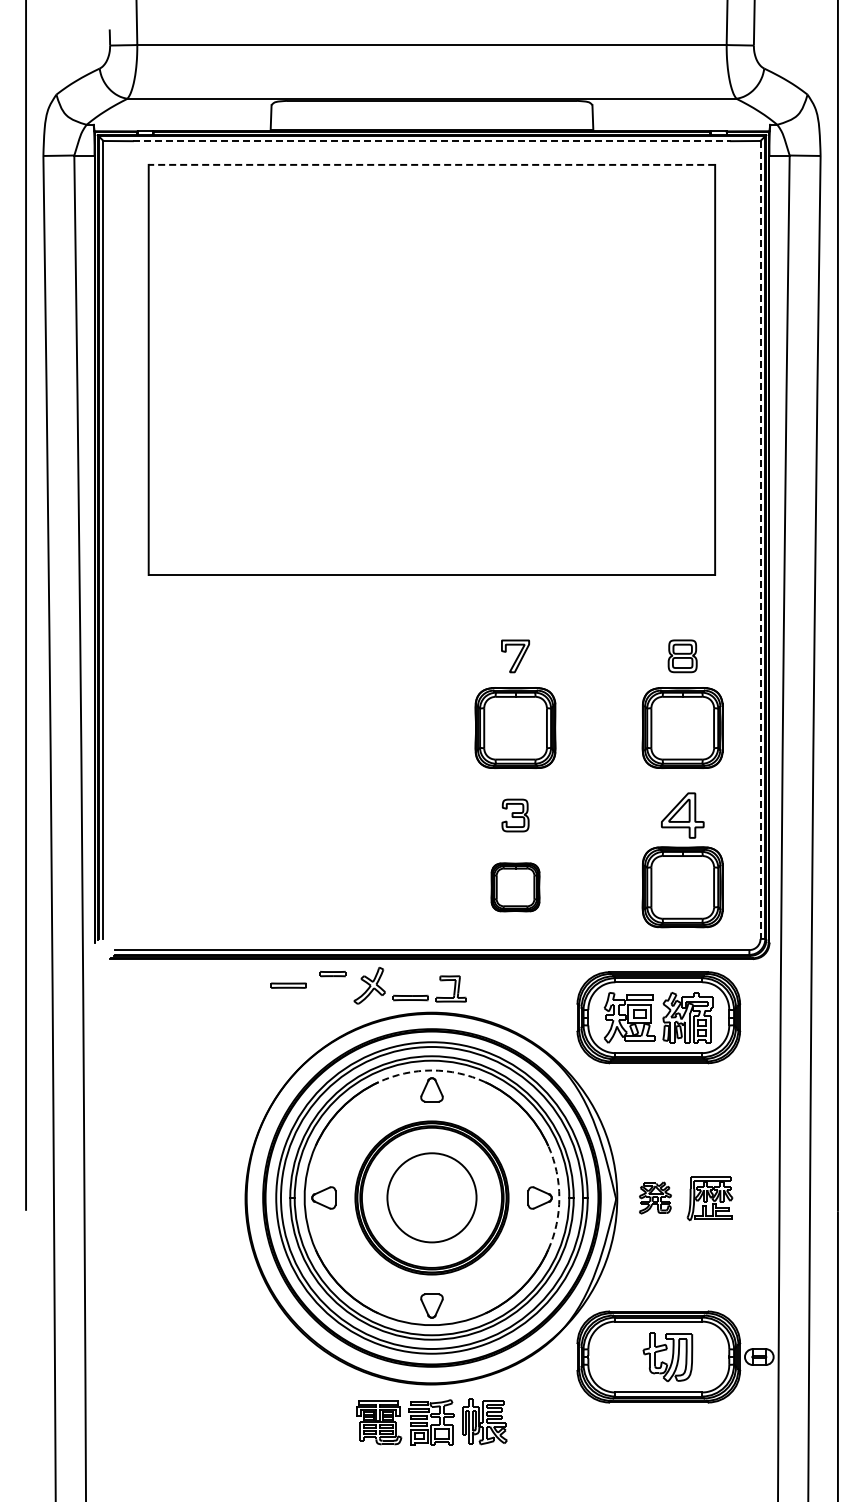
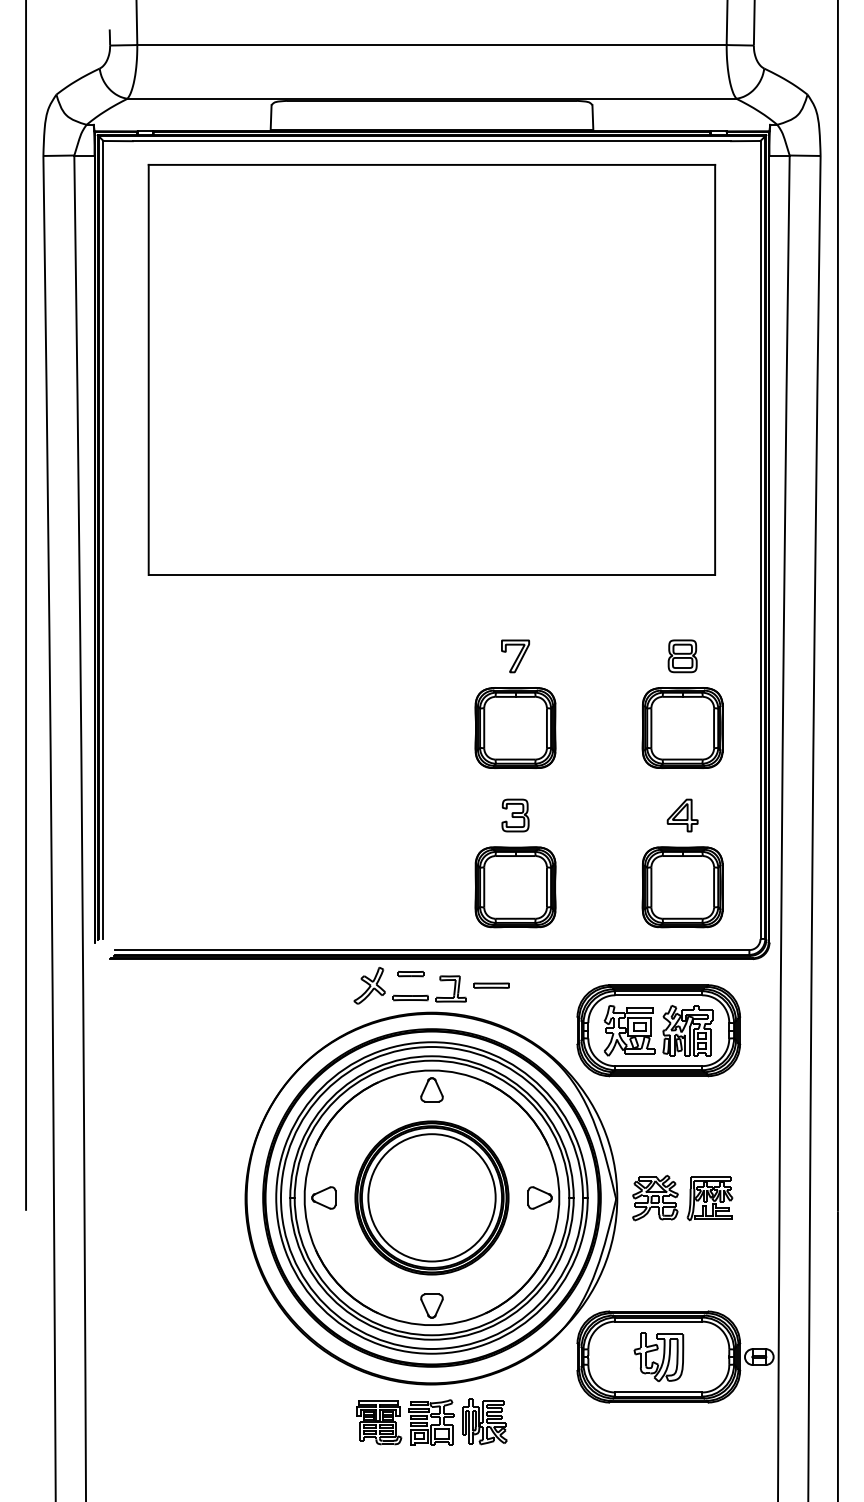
line: dashed -> solid (432, 141)
line: dashed -> solid (431, 164)
line: dashed -> solid (760, 539)
part size: 44x47 px -> 33x35 px (682, 815)
part size: 51x51 px -> 83x83 px (515, 887)
part position: (332, 974) -> (410, 974) (410, 974)
part position: (288, 985) -> (491, 985) (491, 985)
part position: (658, 1017) -> (658, 1030) (658, 1030)
arc: dashed -> solid (431, 1070)
circle diameter: 89 px -> 127 px (431, 1197)
arc: dashed -> solid (559, 1197)
part size: 33x34 px -> 47x48 px (655, 1197)
part position: (667, 1357) -> (658, 1357) (658, 1357)
